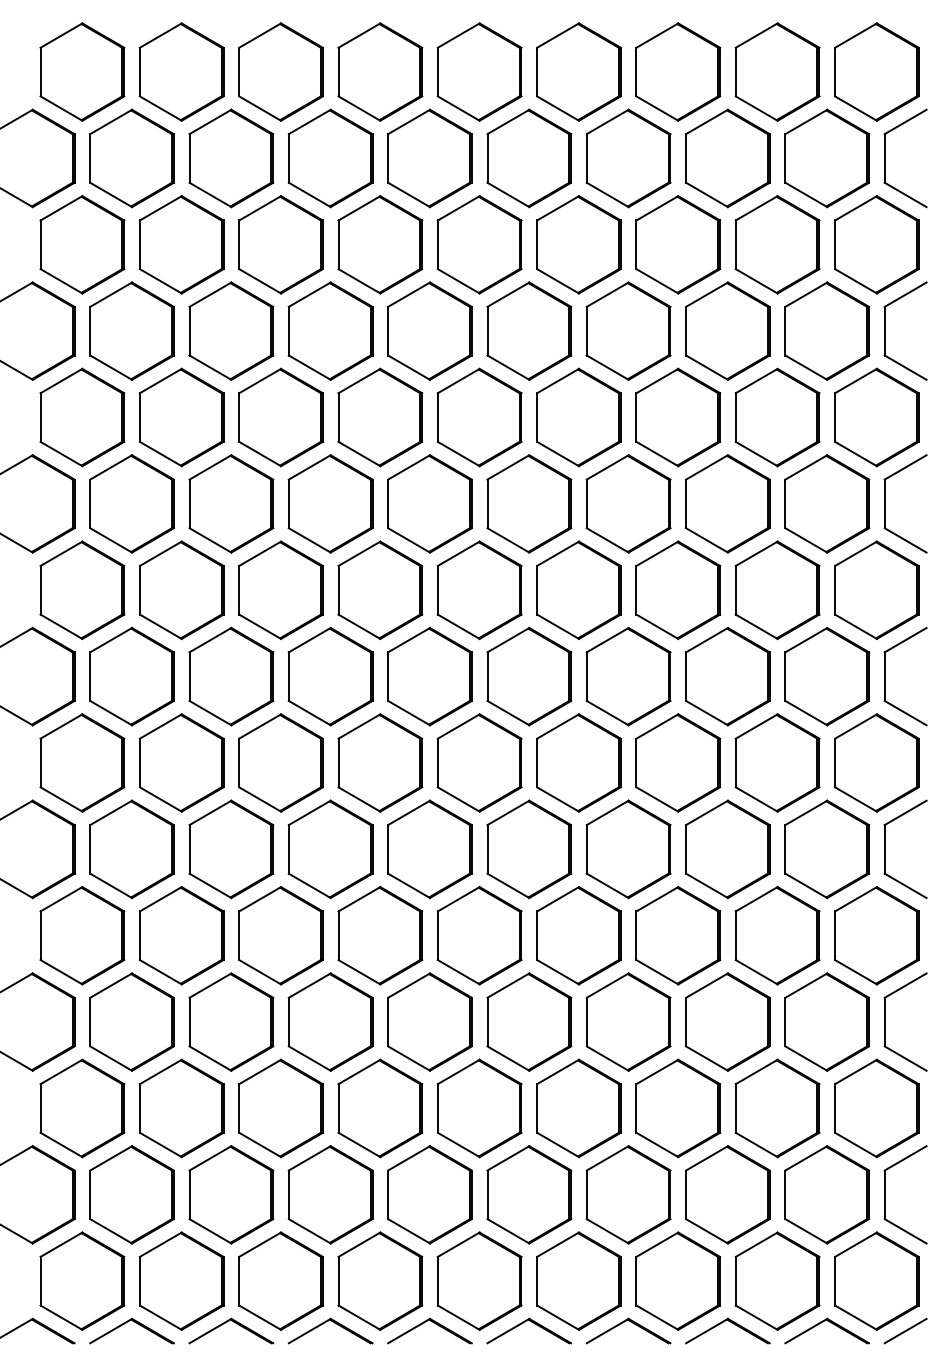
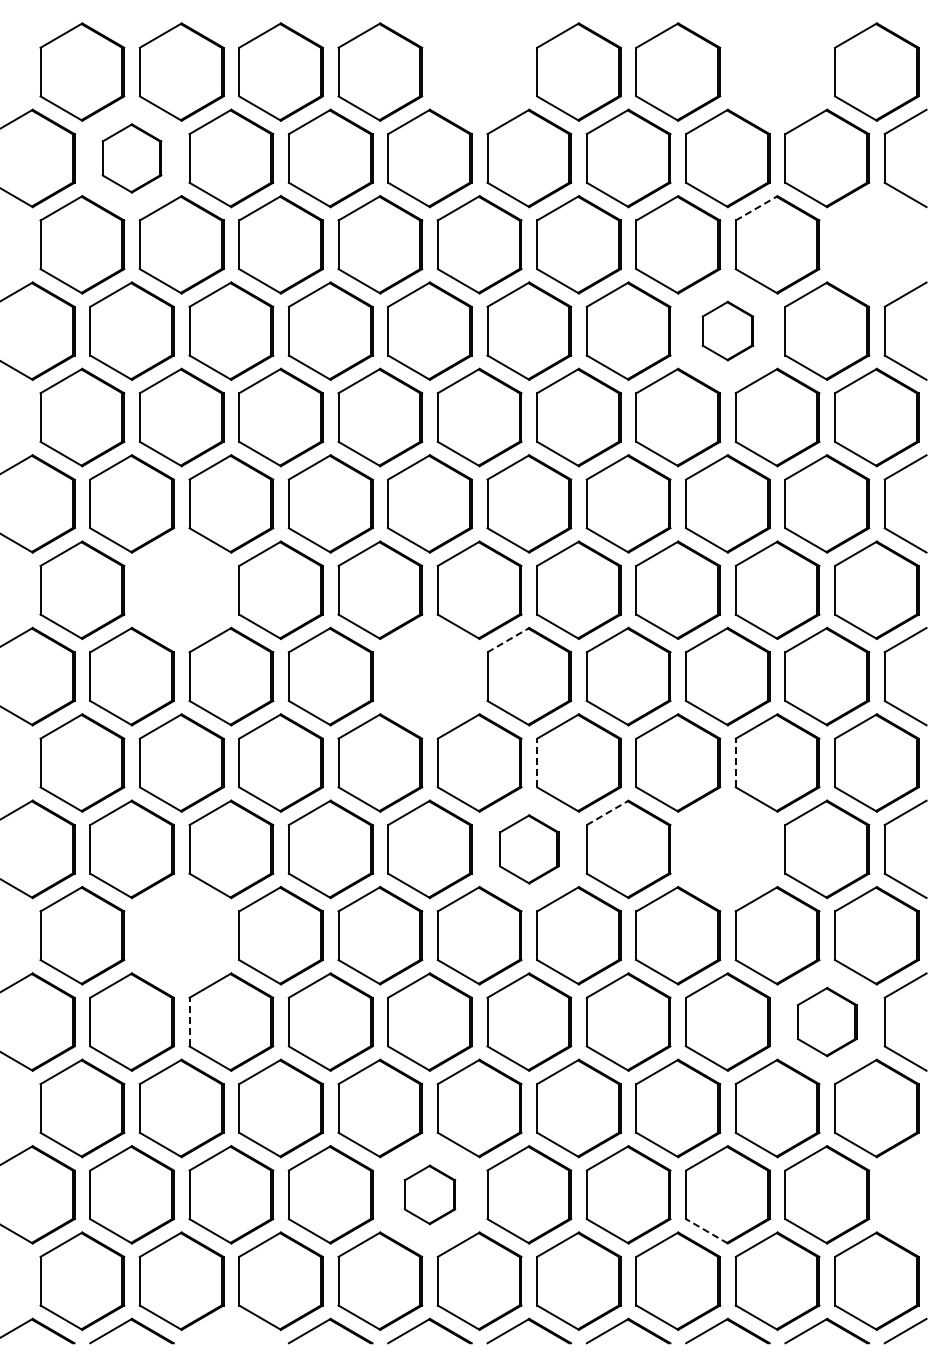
part: present -> none (479, 71)
part: present -> none (777, 71)
part size: 86x101 px -> 62x71 px (131, 158)
line: solid -> dashed (757, 208)
part: present -> none (876, 244)
part size: 86x100 px -> 54x62 px (727, 330)
part: present -> none (181, 589)
line: solid -> dashed (508, 639)
part: present -> none (429, 676)
line: solid -> dashed (537, 762)
line: solid -> dashed (735, 762)
line: solid -> dashed (608, 812)
part size: 87x101 px -> 61x71 px (529, 849)
part: present -> none (727, 849)
part: present -> none (181, 935)
line: solid -> dashed (189, 1021)
part size: 87x100 px -> 61x72 px (827, 1021)
part size: 86x100 px -> 54x62 px (429, 1194)
part: present -> none (885, 1194)
line: solid -> dashed (706, 1231)
part: present -> none (236, 1324)
